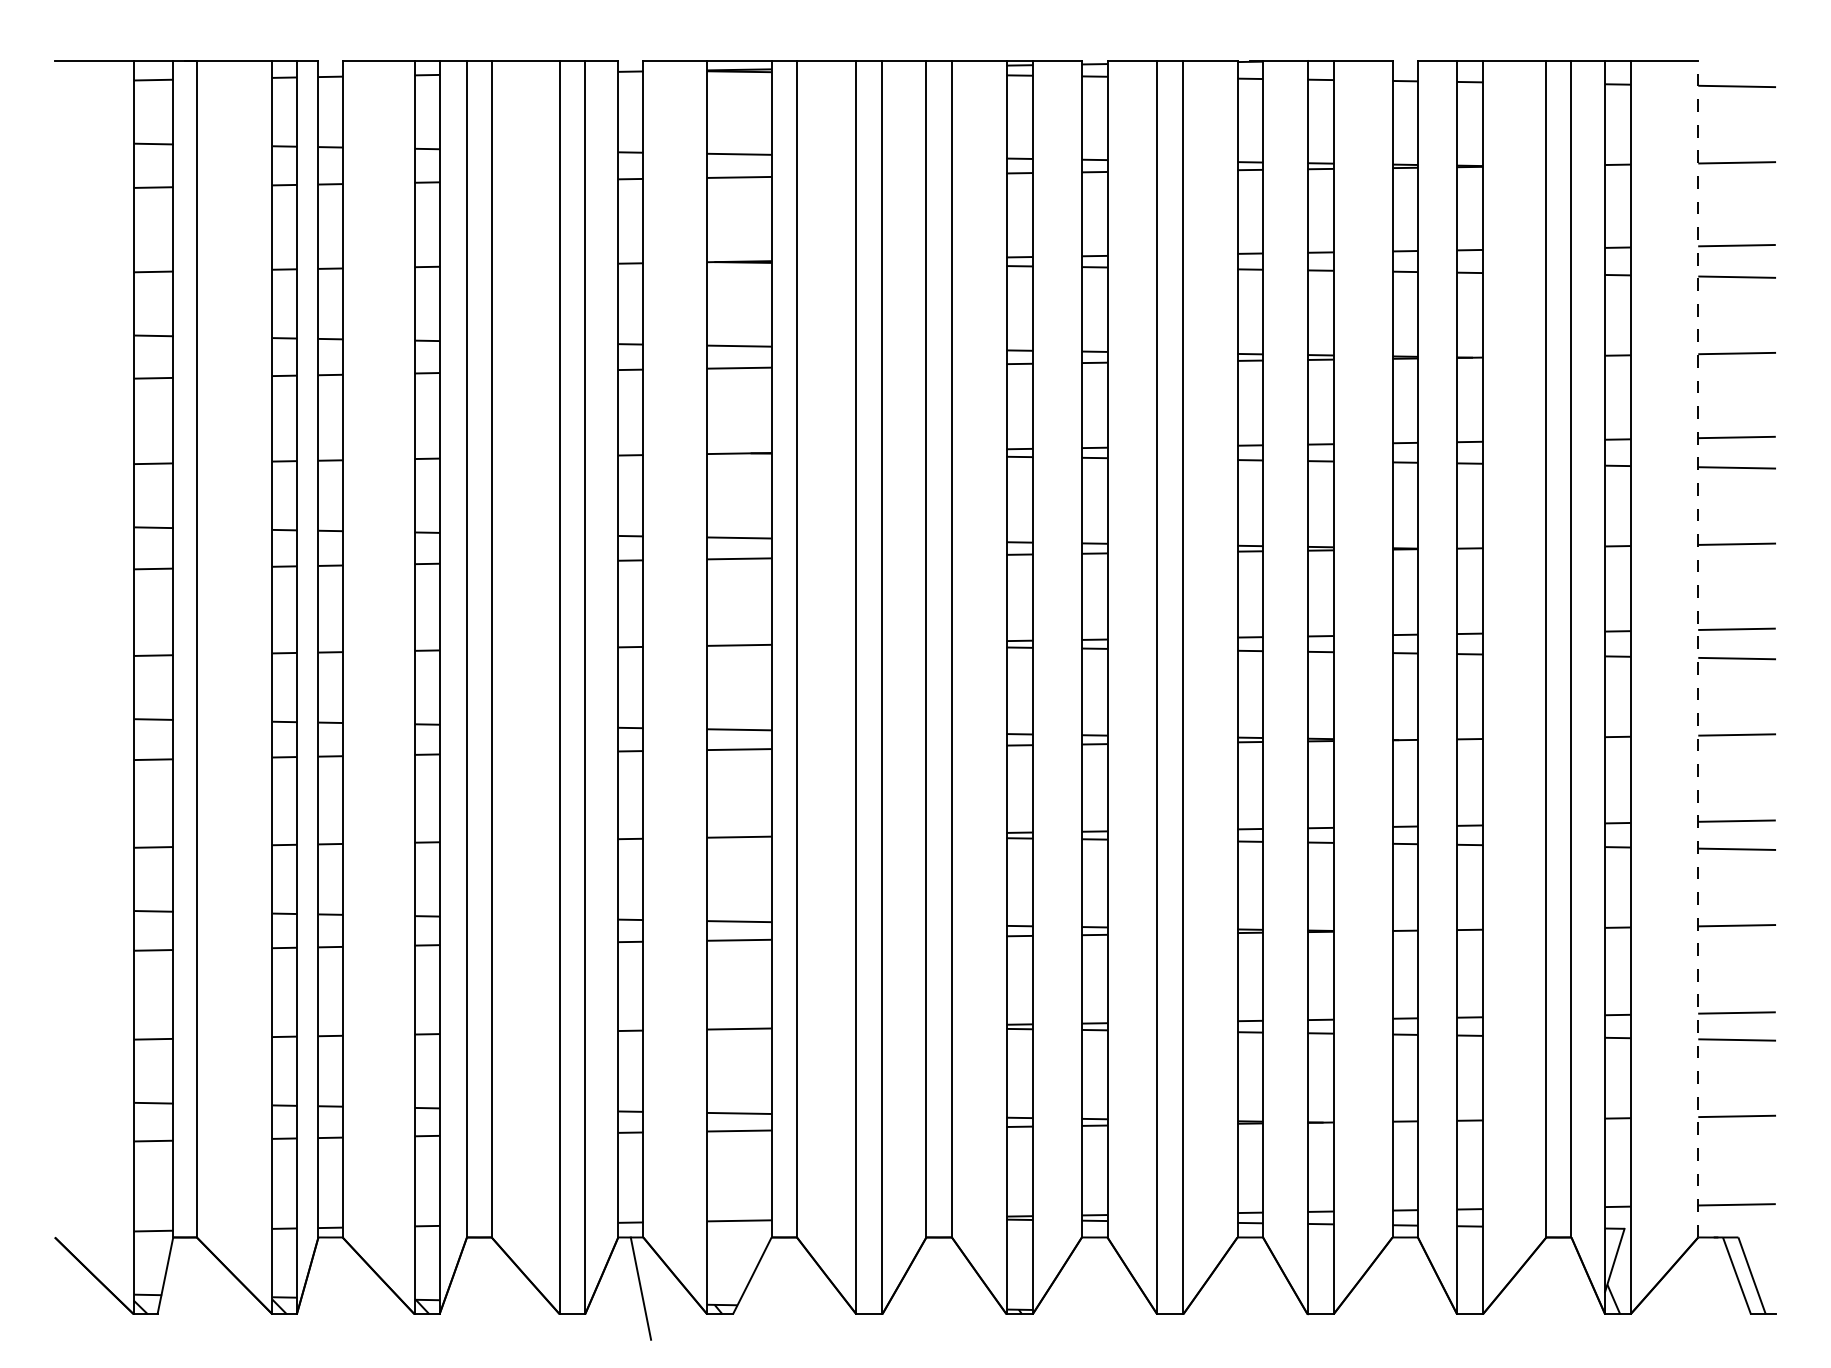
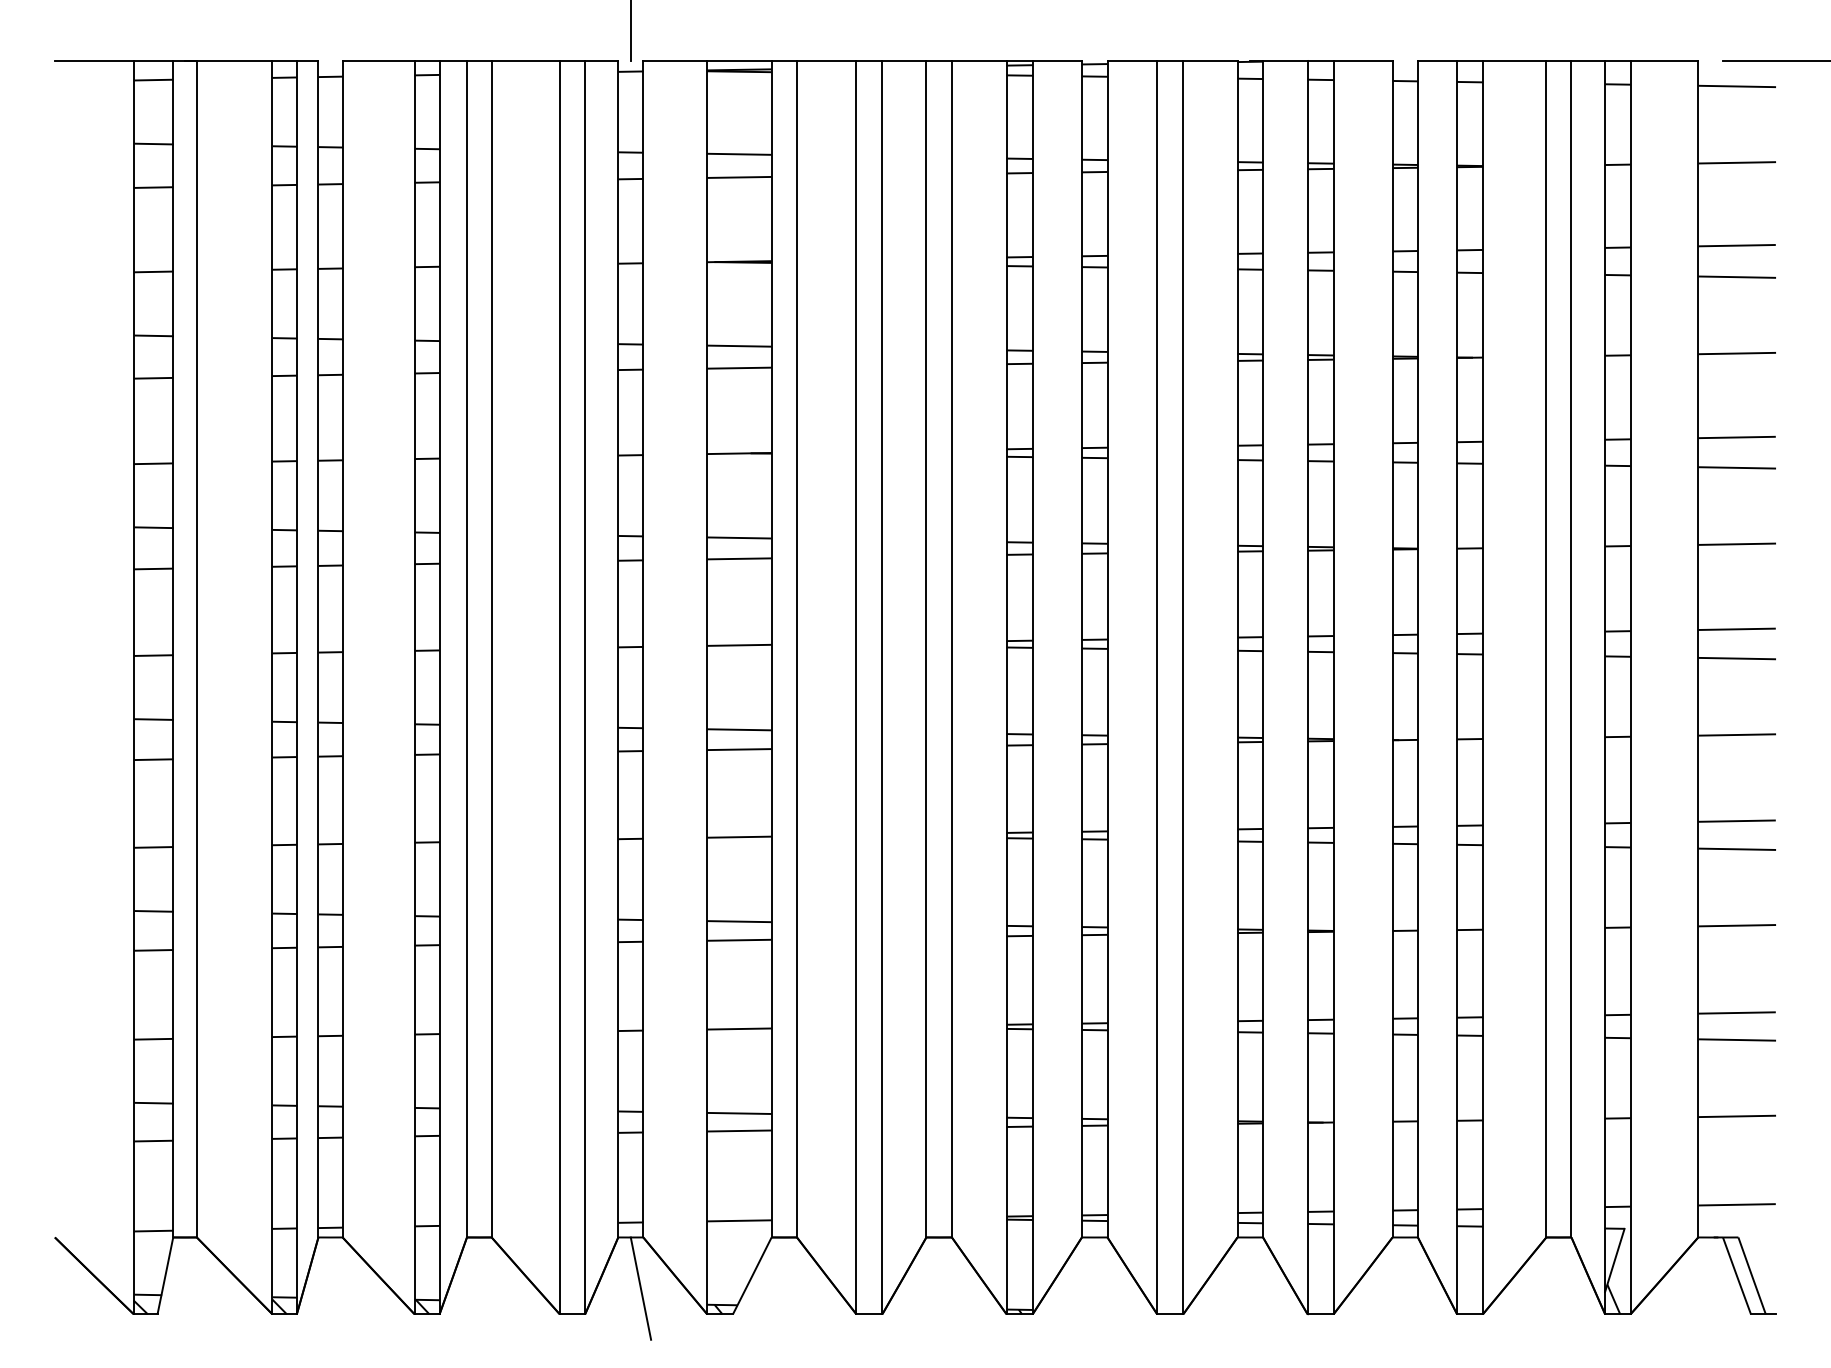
line: none -> present (630, 31)
line: none -> present (1775, 60)
line: dashed -> solid (1698, 648)
